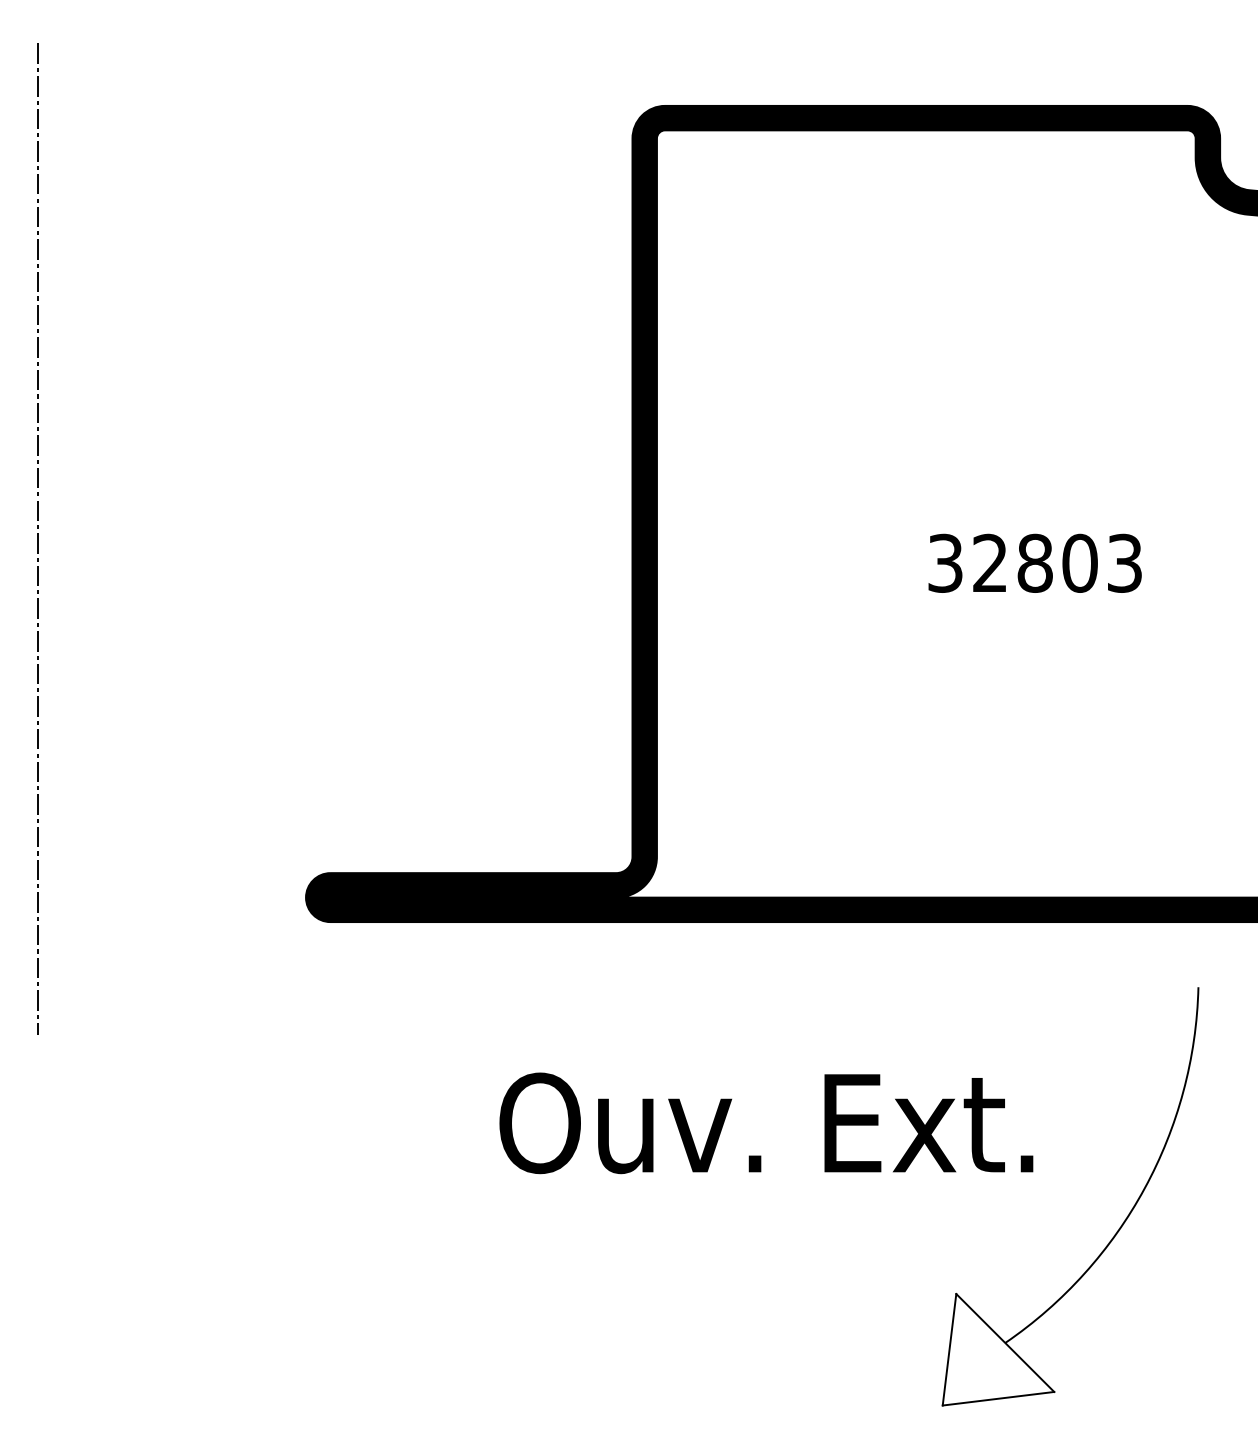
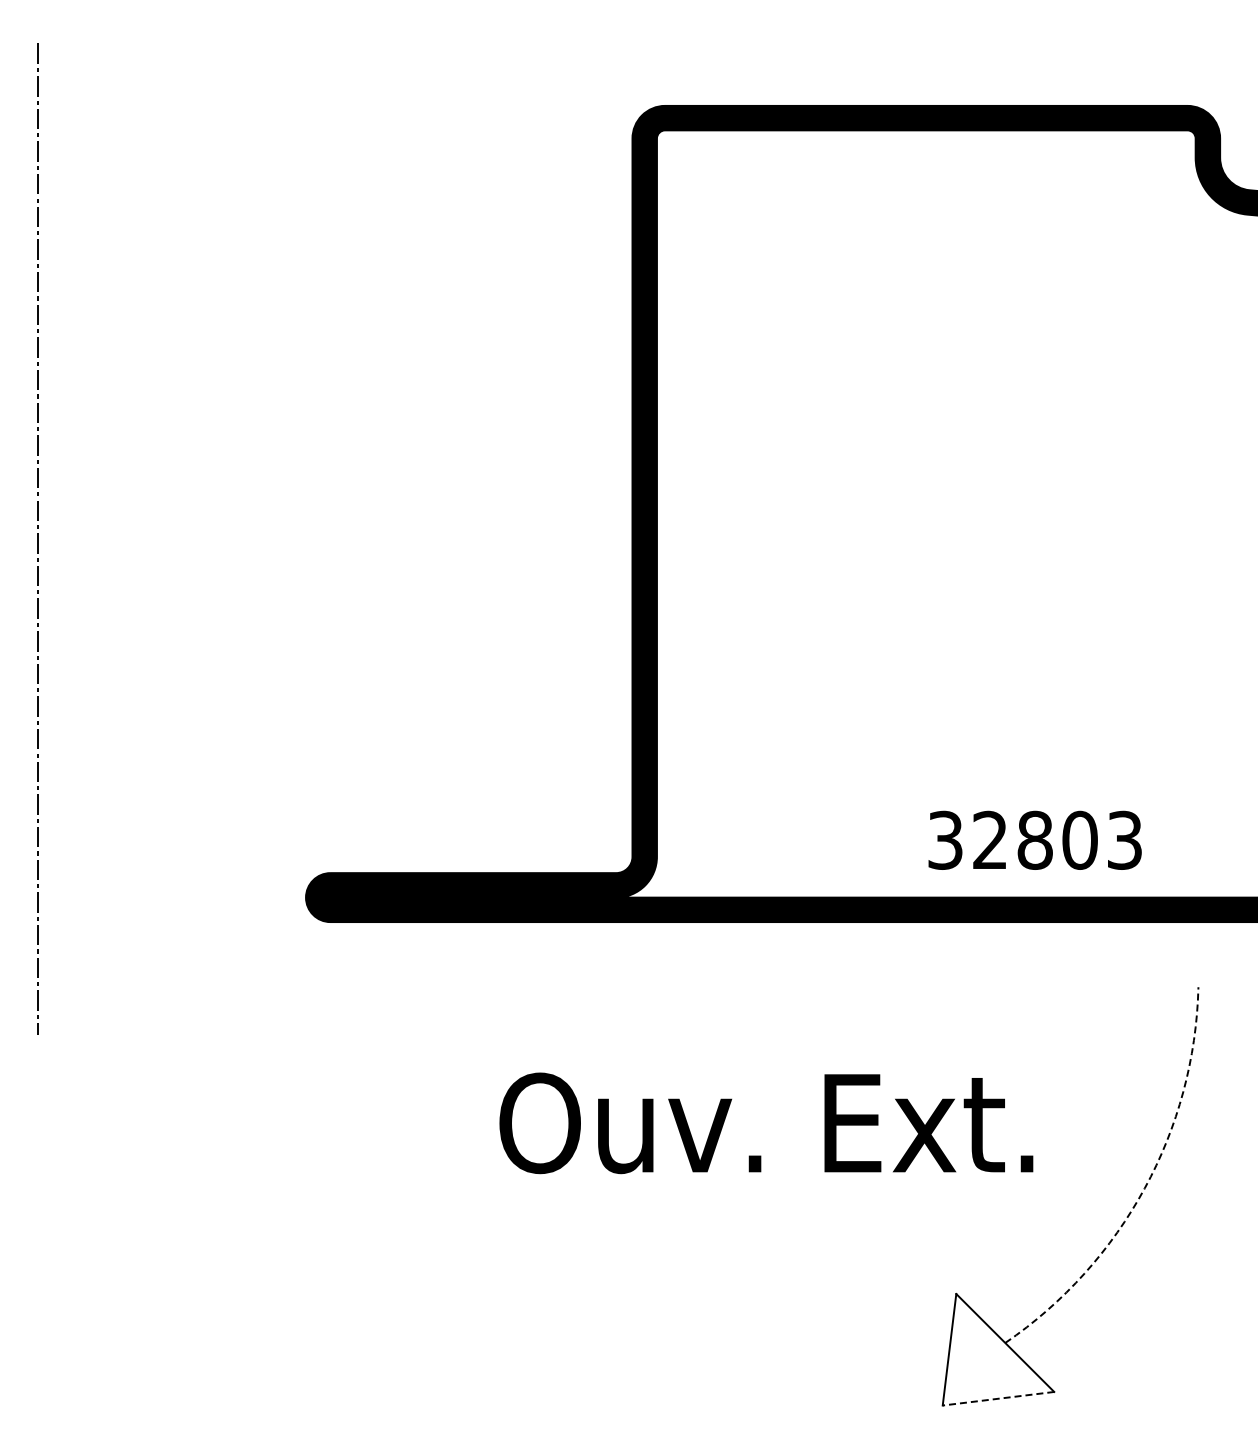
text position: (1034, 562) -> (1034, 839) (1034, 839)
arc: solid -> dashed (1144, 1188)
line: solid -> dashed (998, 1398)
